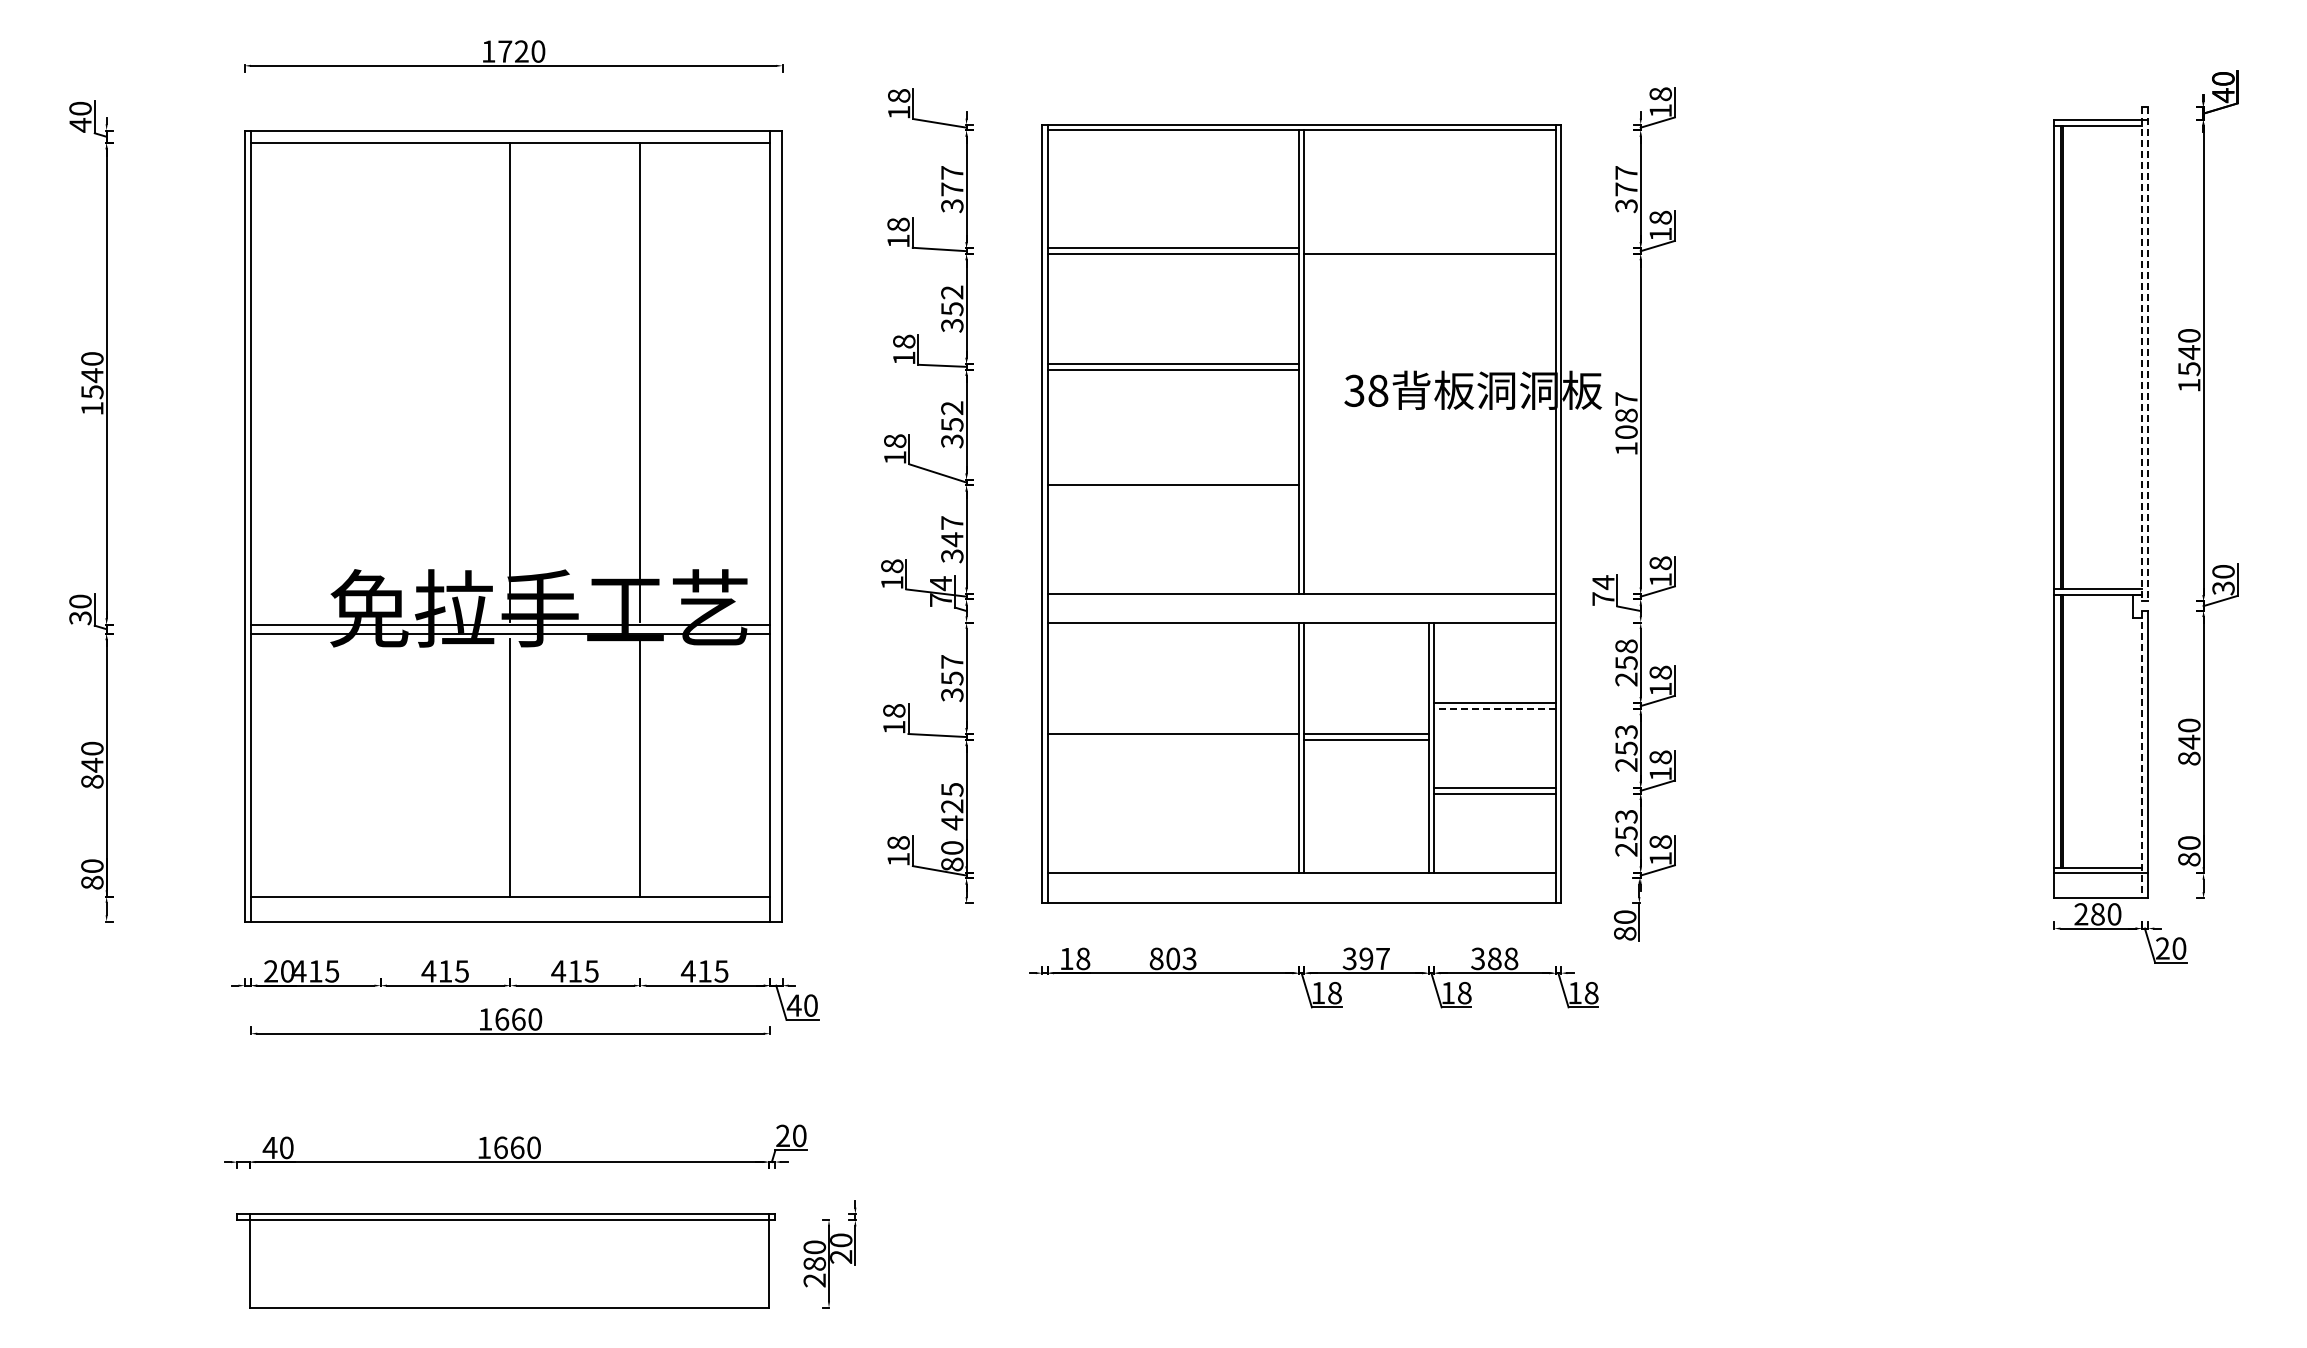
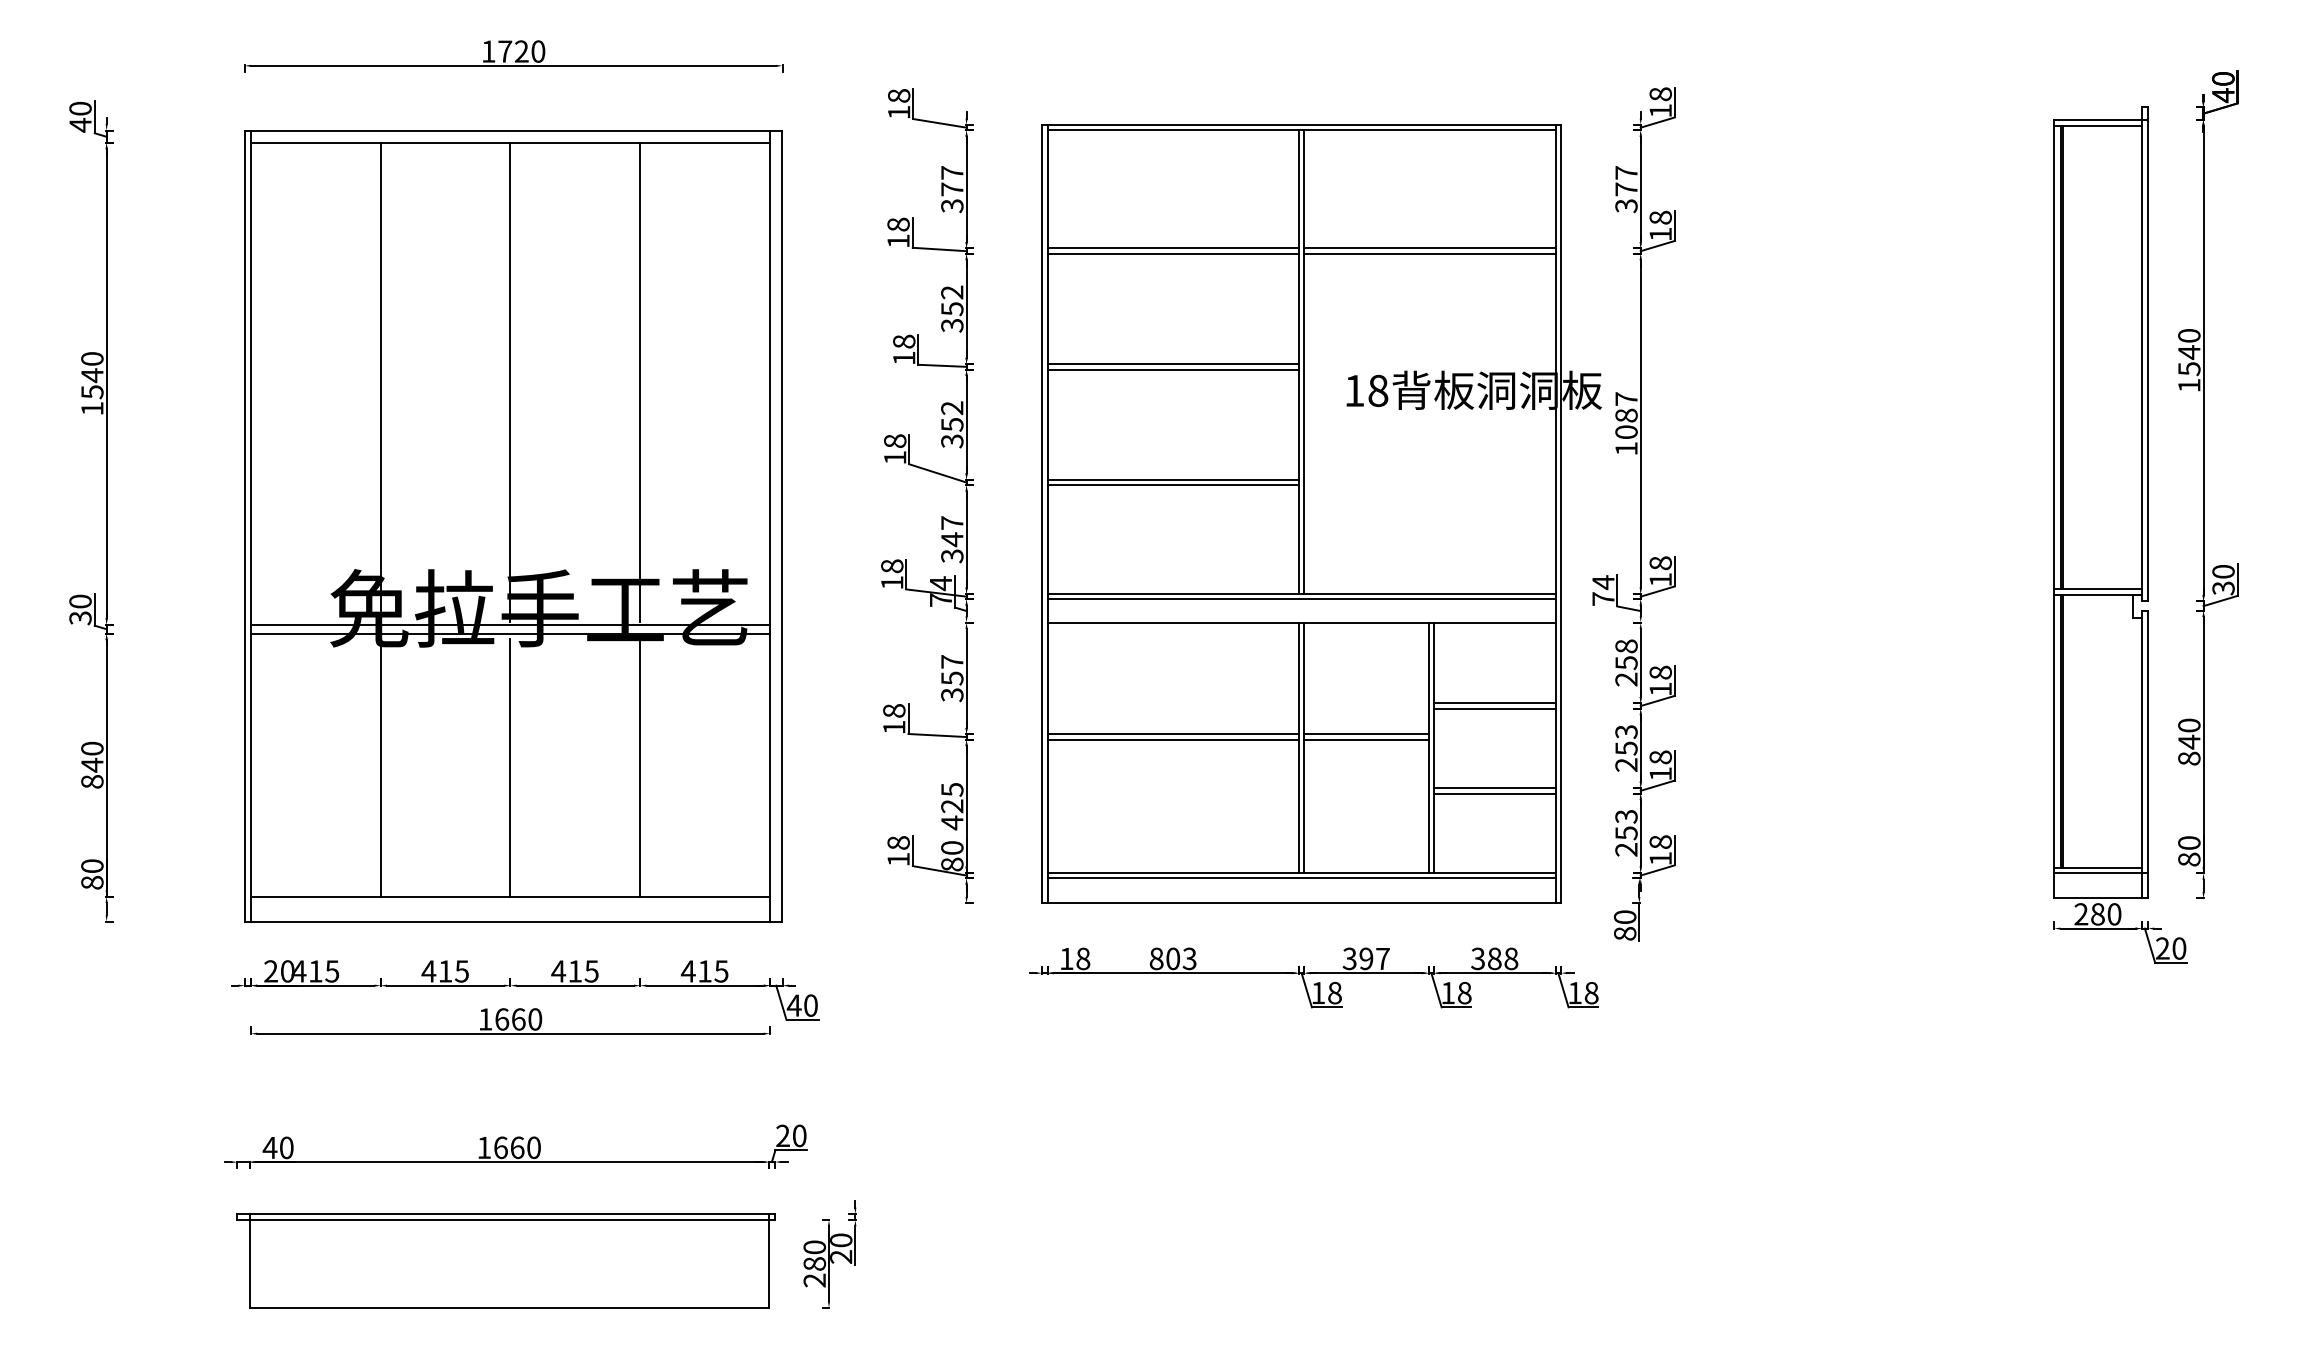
line: none -> present (1429, 248)
line: dashed -> solid (2141, 354)
line: dashed -> solid (2148, 354)
line: none -> present (380, 382)
text: 38 -> 18 (1354, 390)
line: none -> present (1172, 479)
line: none -> present (1301, 599)
line: dashed -> solid (1494, 708)
line: none -> present (1172, 739)
line: dashed -> solid (2141, 754)
line: none -> present (380, 767)
line: none -> present (1301, 878)
